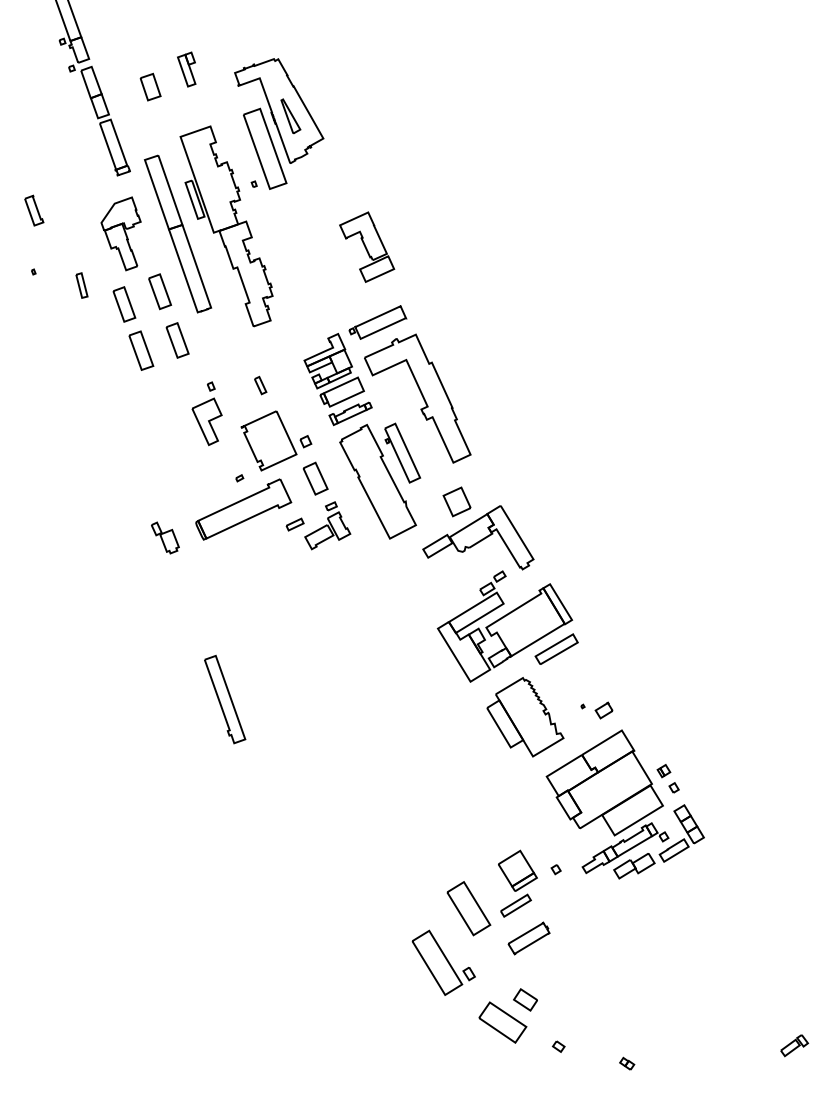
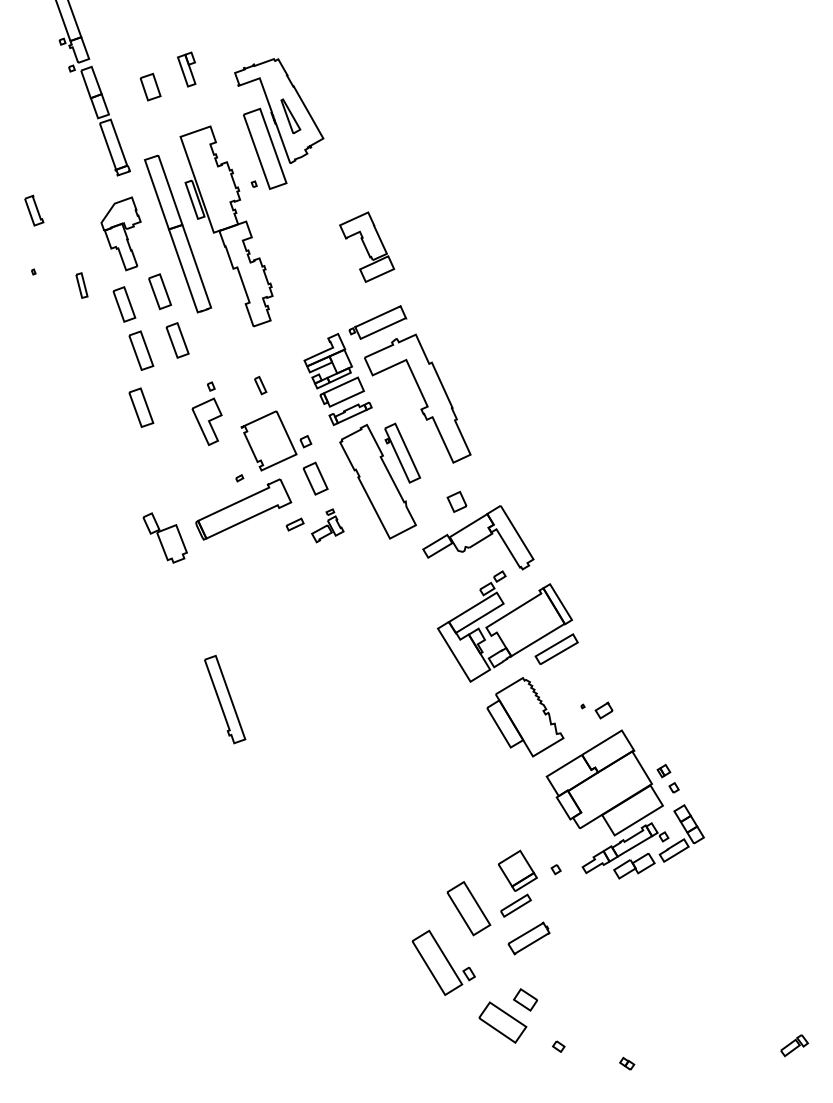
part: none -> present (141, 407)
part size: 30x32 px -> 22x23 px (456, 501)
part size: 48x50 px -> 34x36 px (327, 525)
part size: 29x34 px -> 46x52 px (164, 537)
